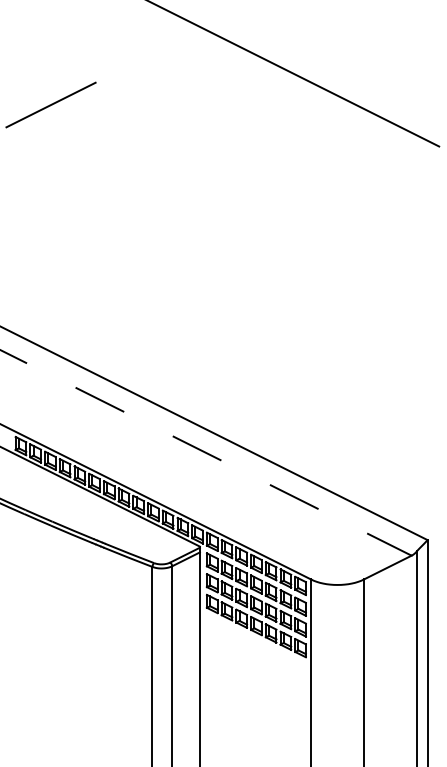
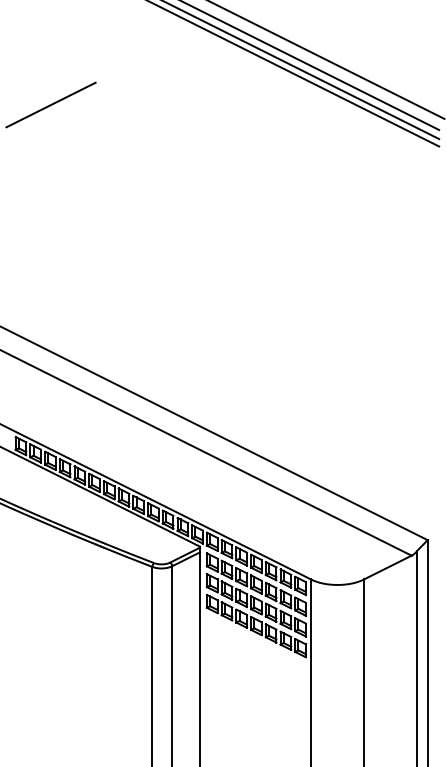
line: none -> present (326, 60)
line: none -> present (311, 66)
line: none -> present (302, 70)
line: dashed -> solid (206, 452)
